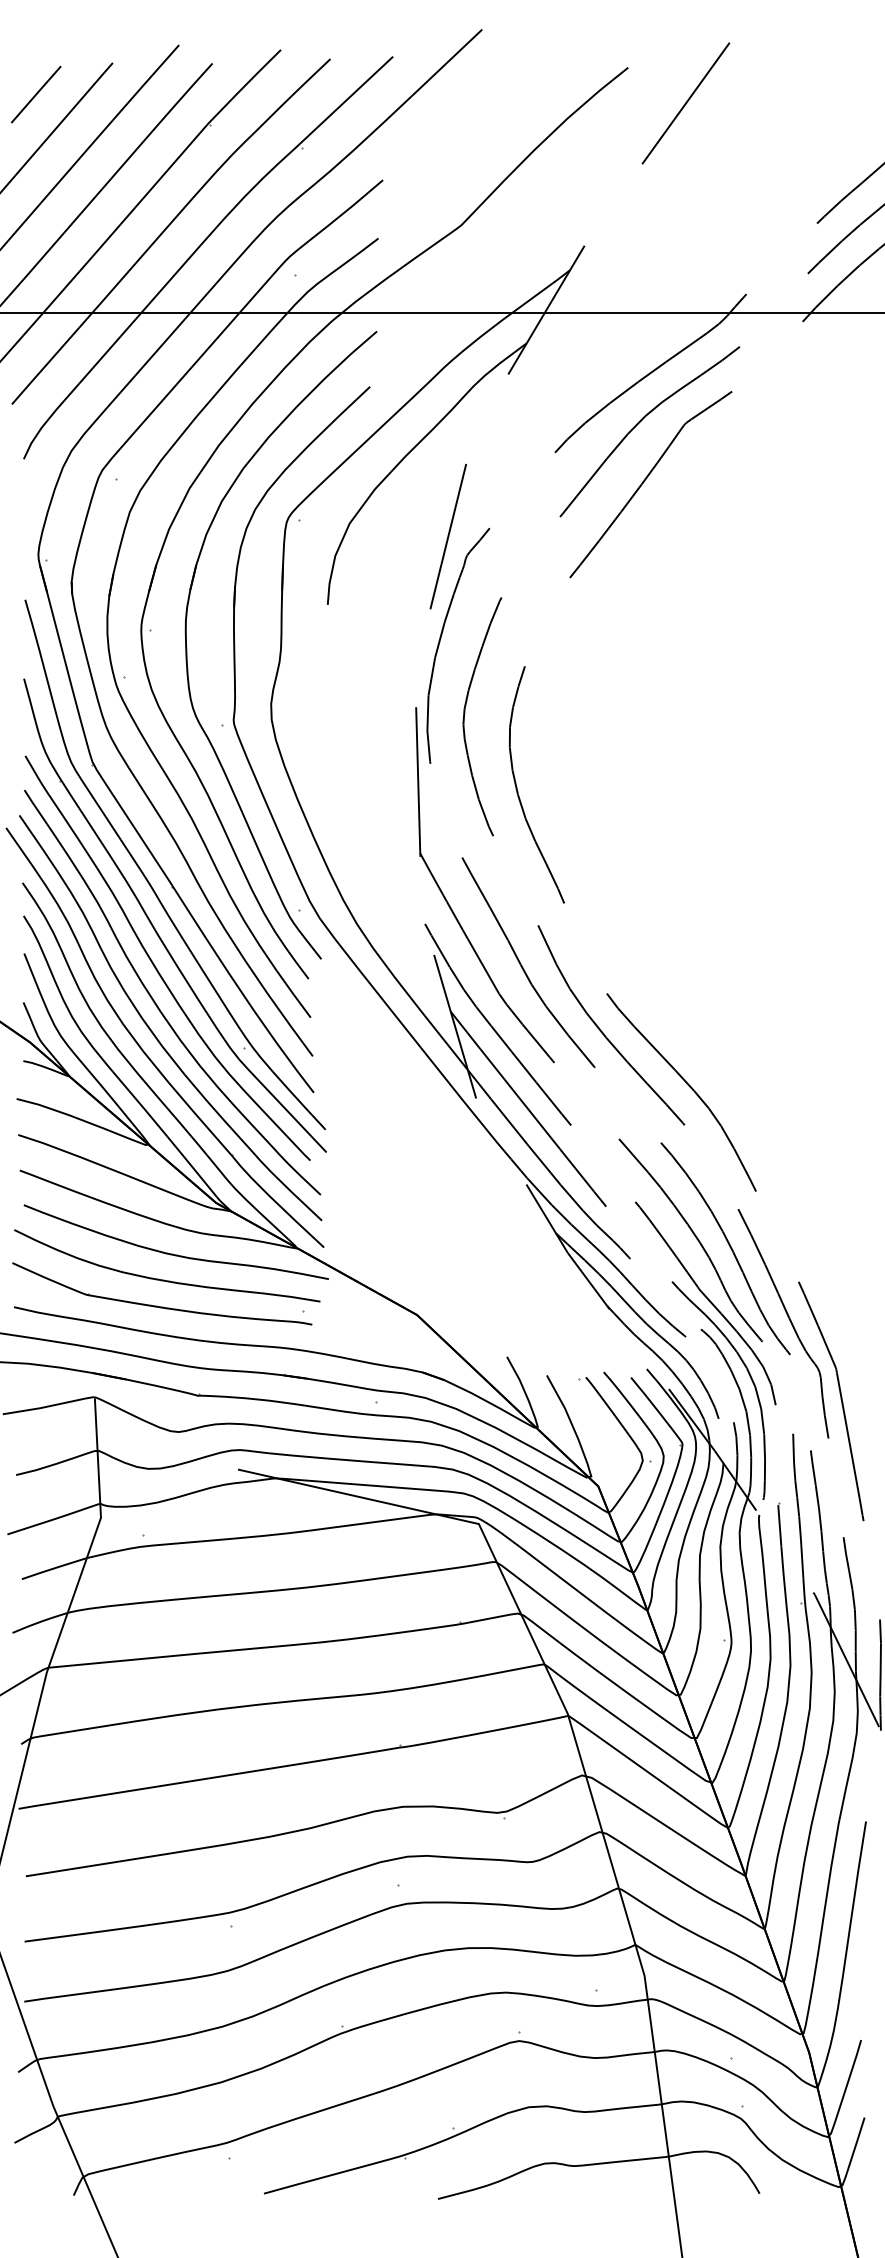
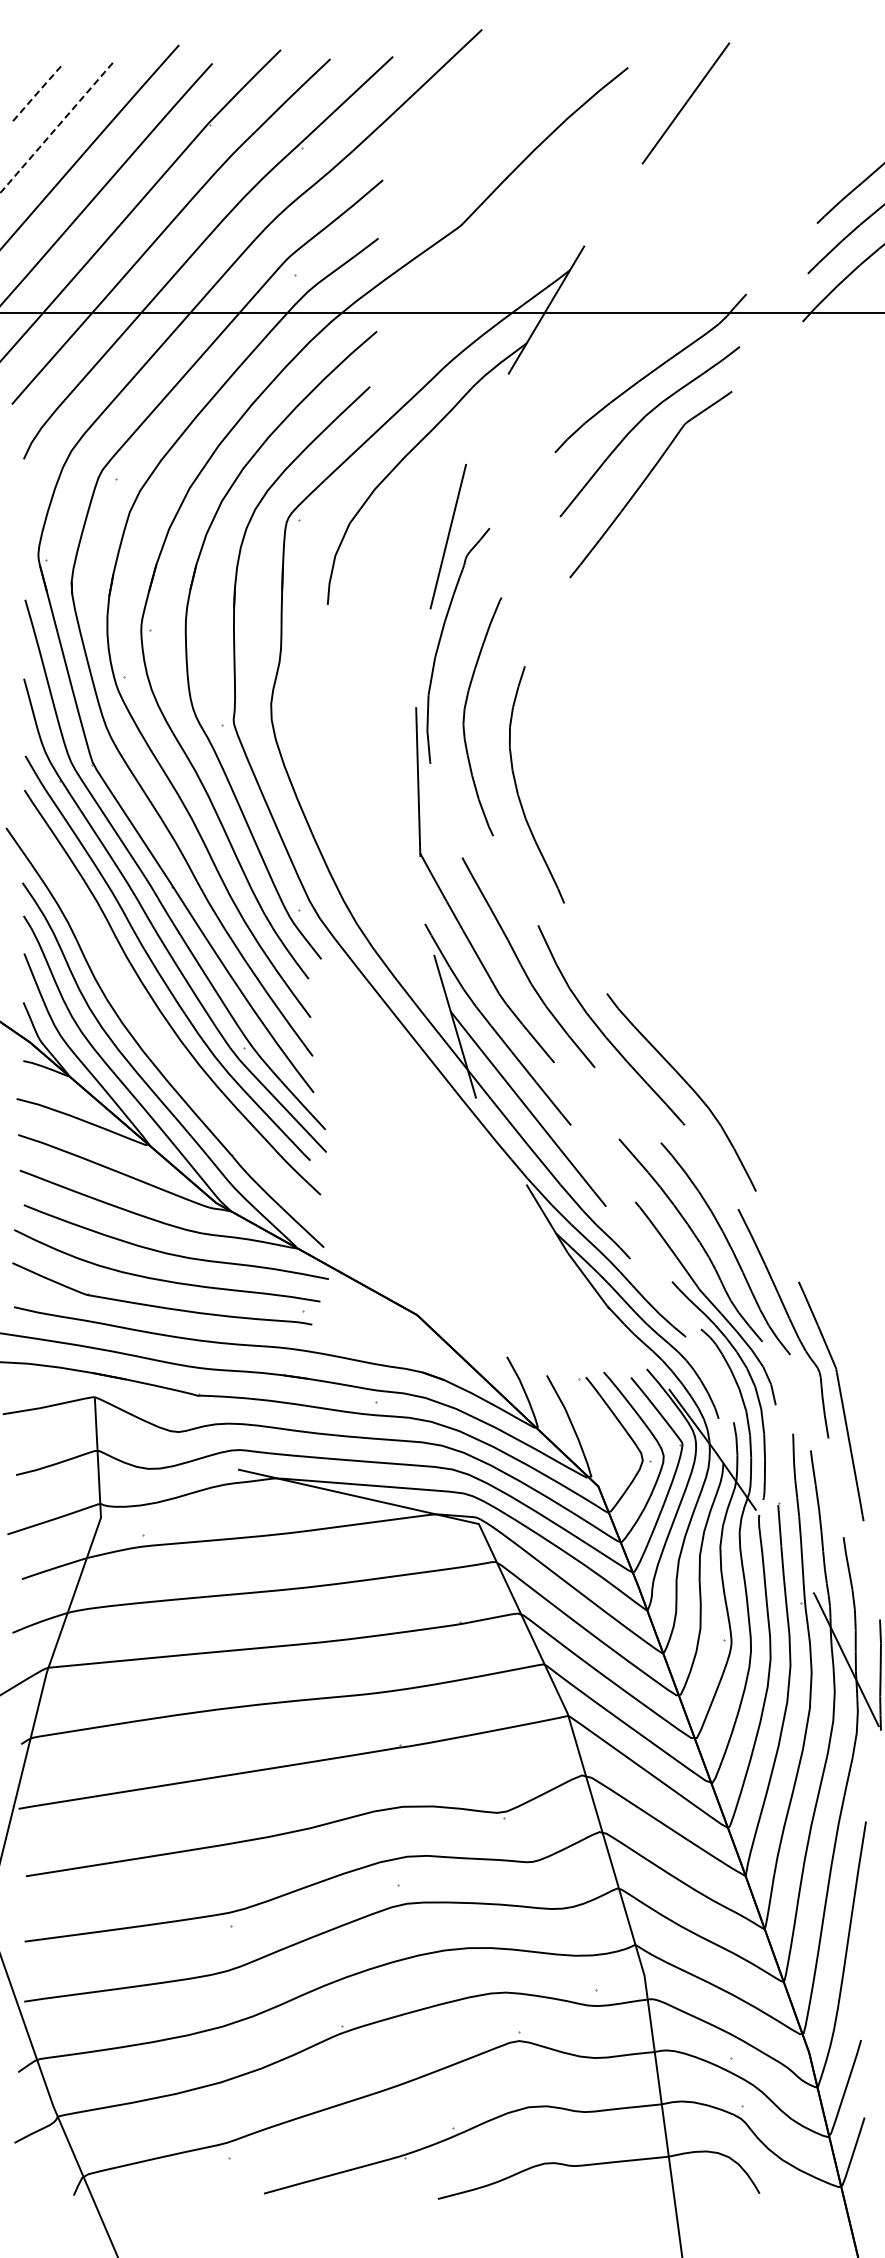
line: solid -> dashed (36, 94)
line: solid -> dashed (56, 127)
curve: present -> none (152, 1030)
